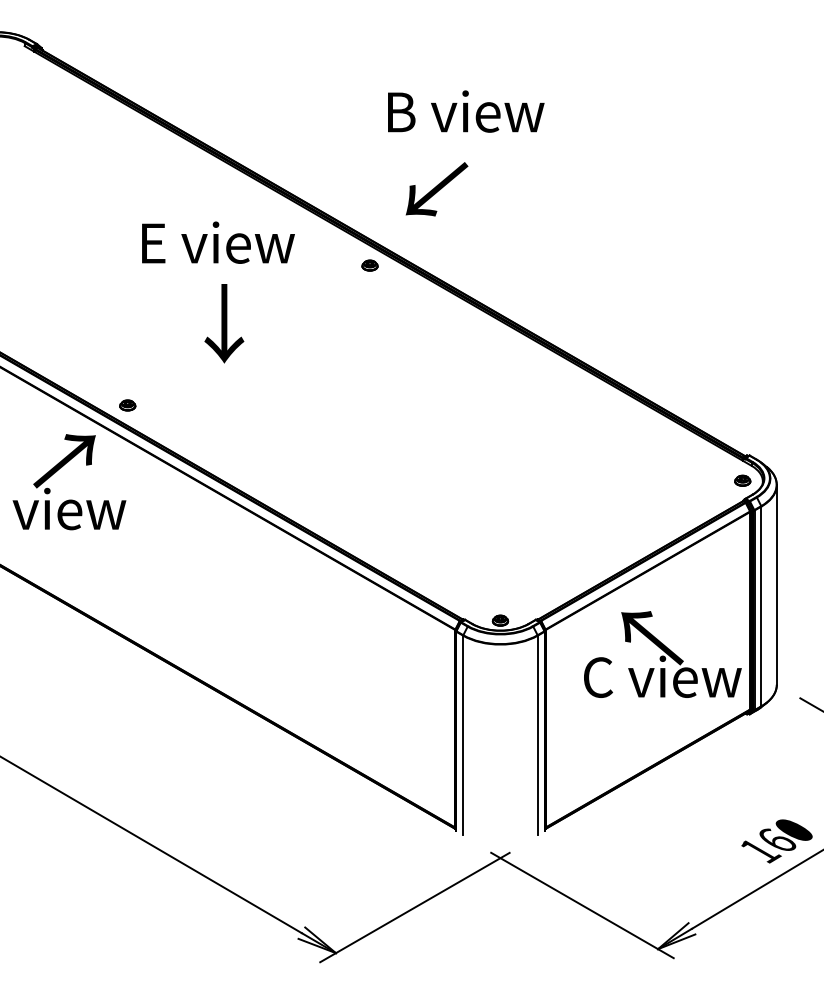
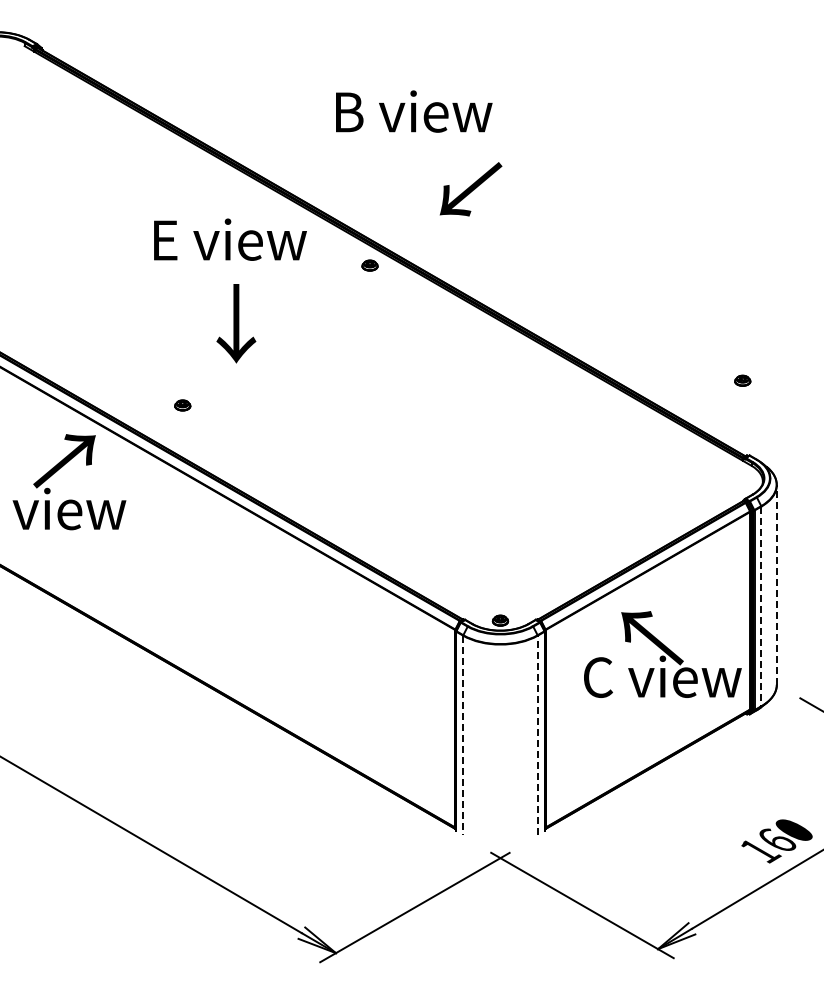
text position: (466, 111) -> (414, 111) (414, 111)
text position: (436, 189) -> (470, 189) (470, 189)
text position: (218, 242) -> (230, 239) (230, 239)
text position: (224, 323) -> (236, 323) (236, 323)
part position: (127, 405) -> (182, 405) (182, 405)
part position: (742, 480) -> (742, 380) (742, 380)
line: solid -> dashed (776, 584)
line: solid -> dashed (761, 606)
line: solid -> dashed (463, 735)
line: solid -> dashed (537, 735)
